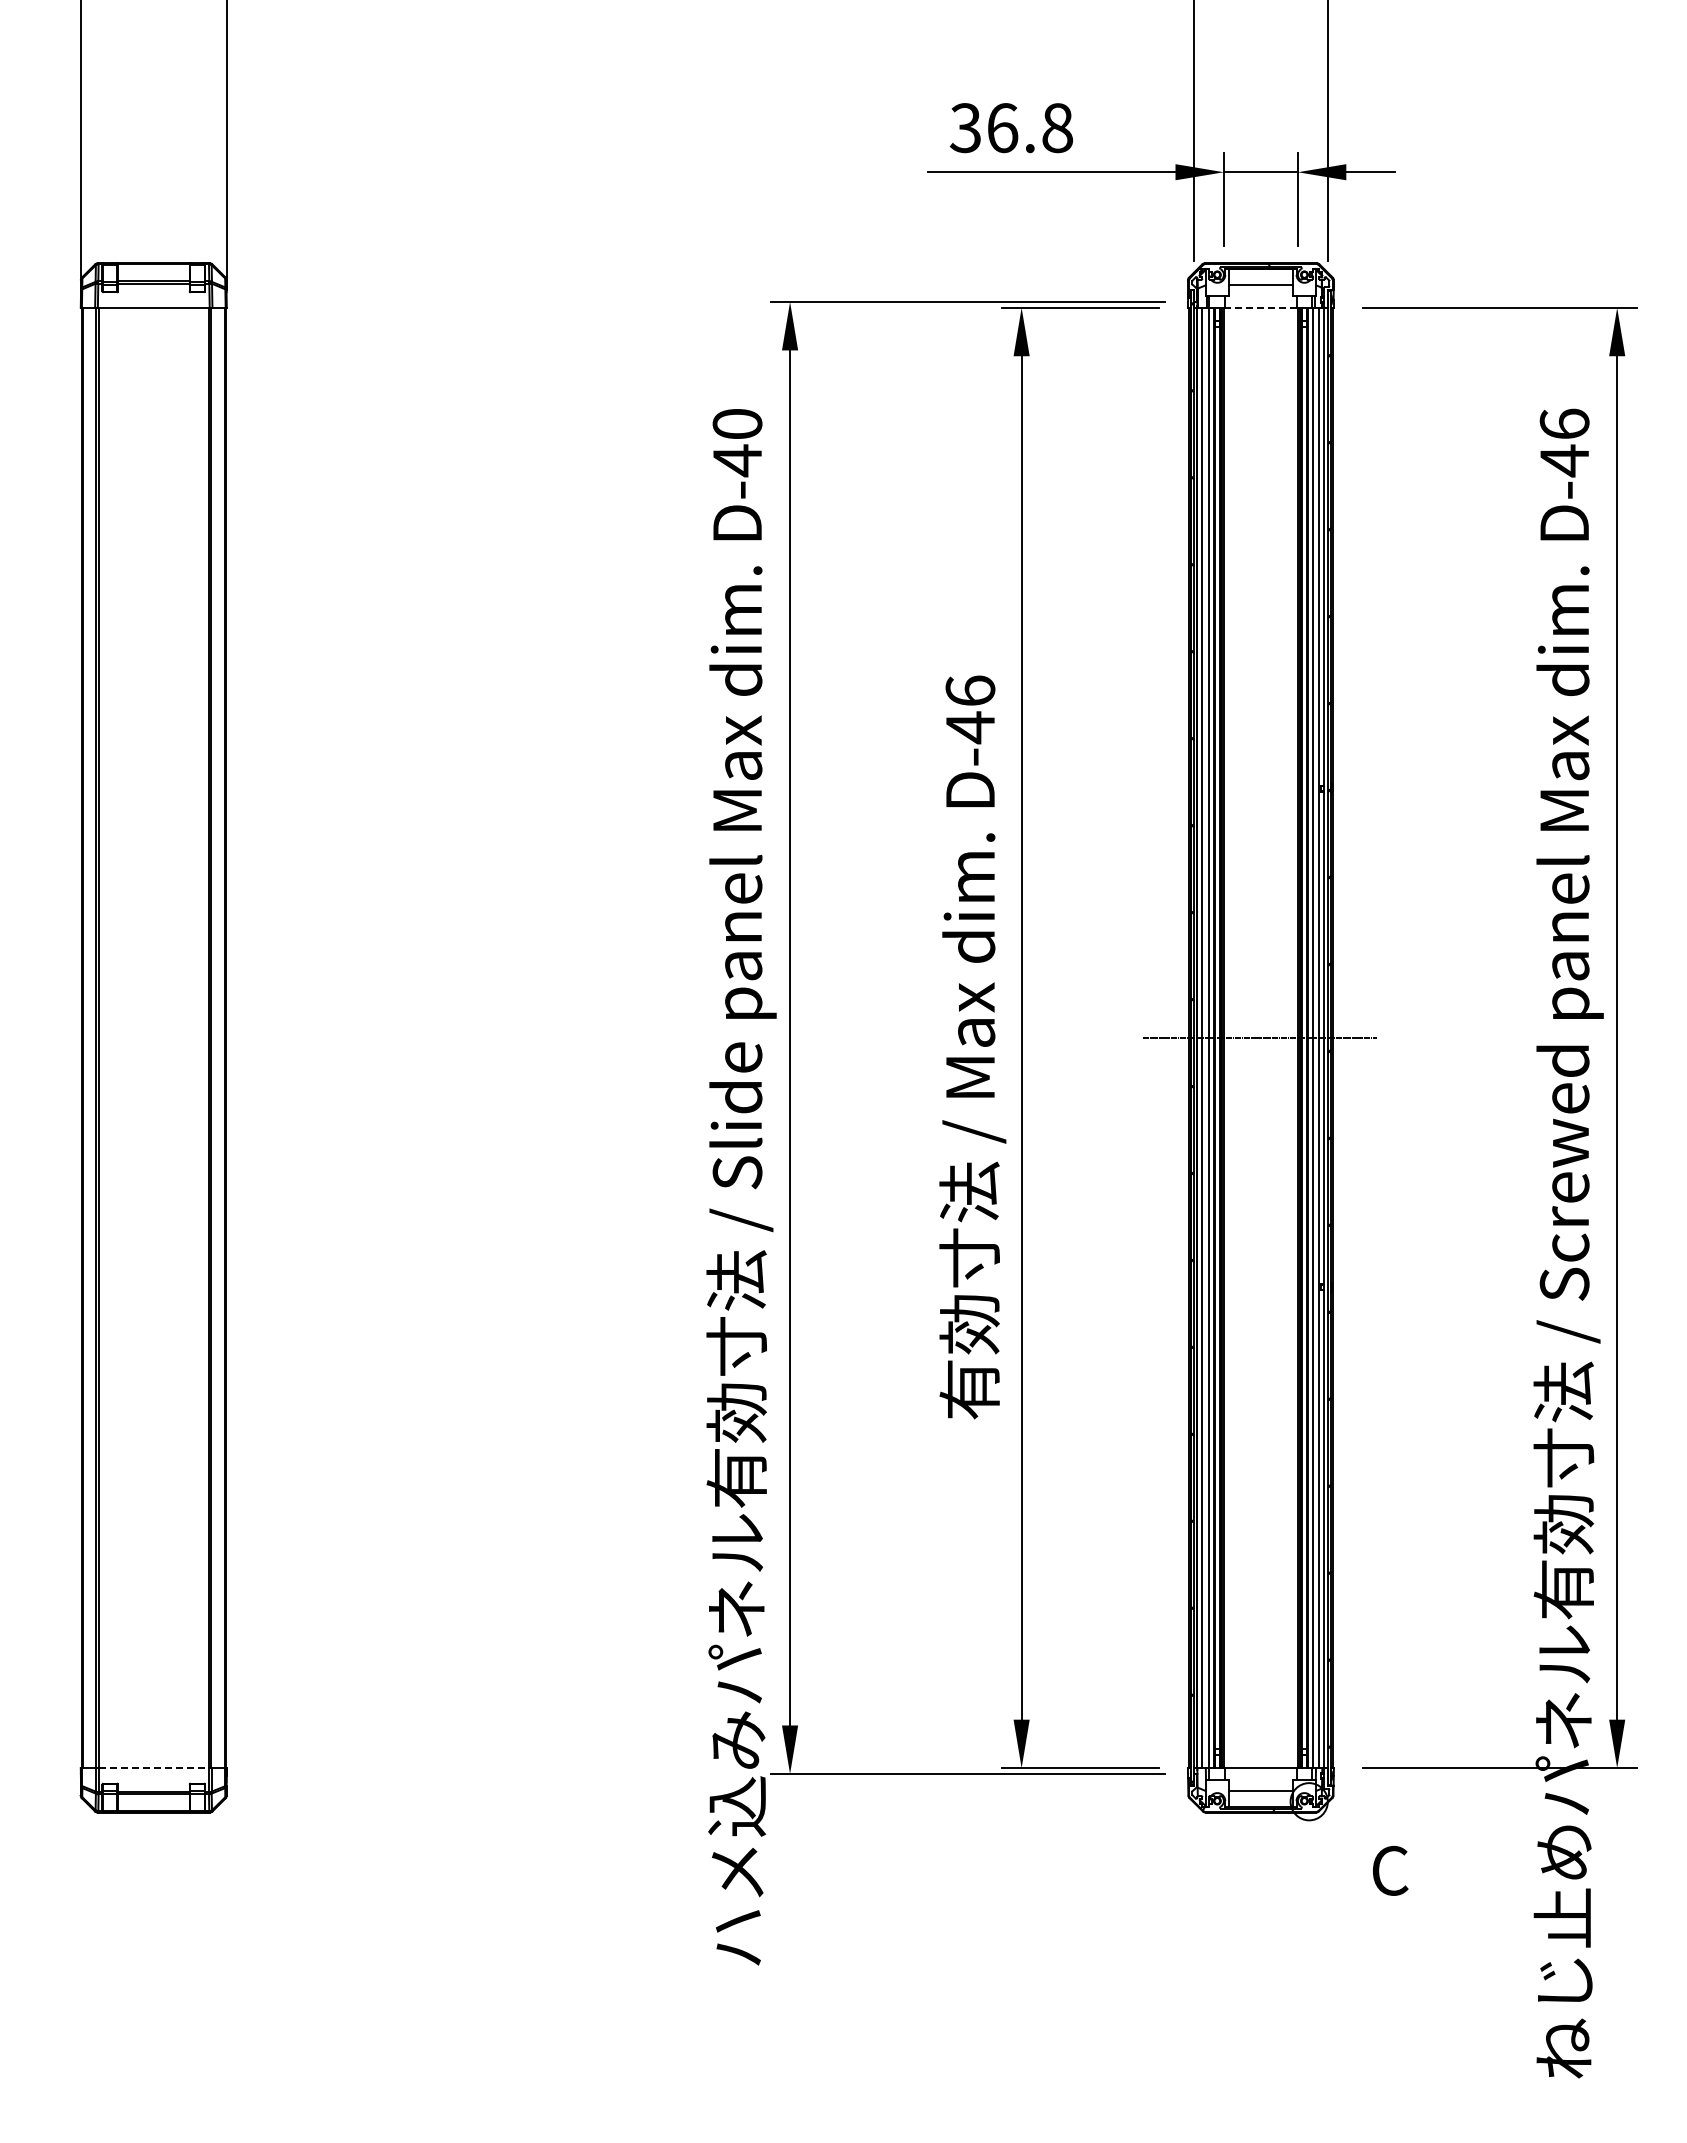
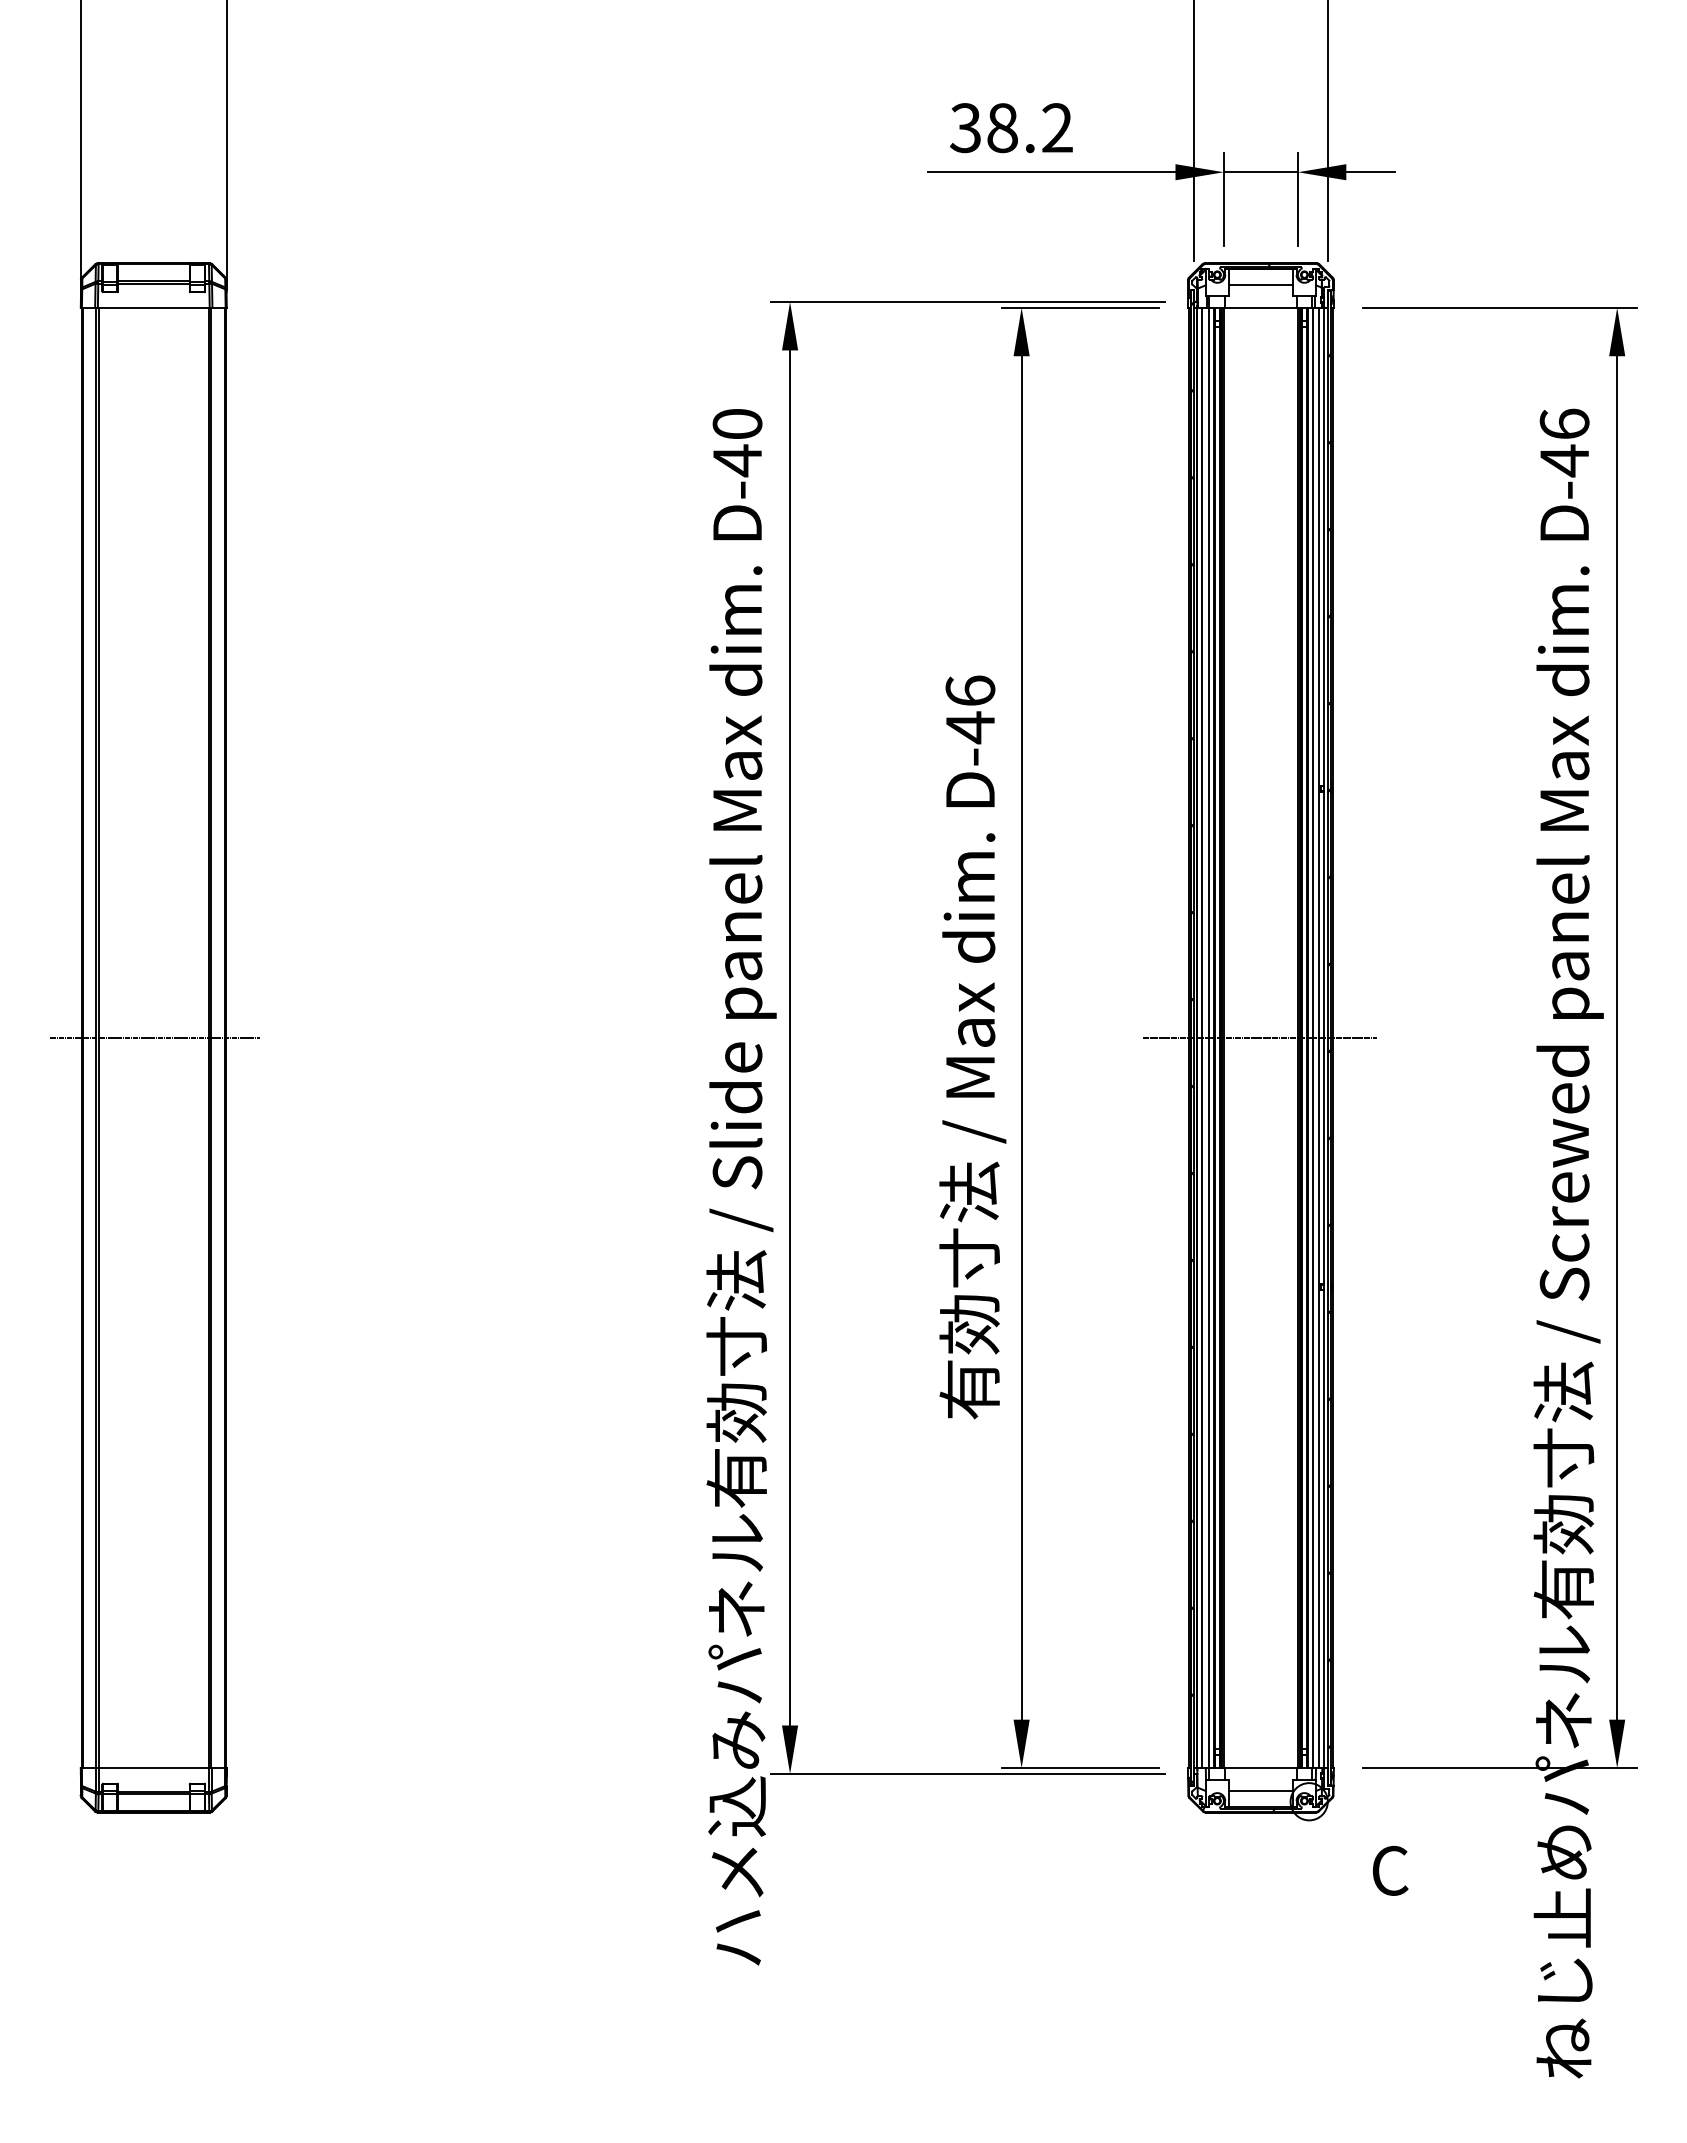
text: 36.8 -> 38.2 (1030, 128)
line: dashed -> solid (1260, 307)
line: none -> present (154, 1037)
line: dashed -> solid (154, 1768)
